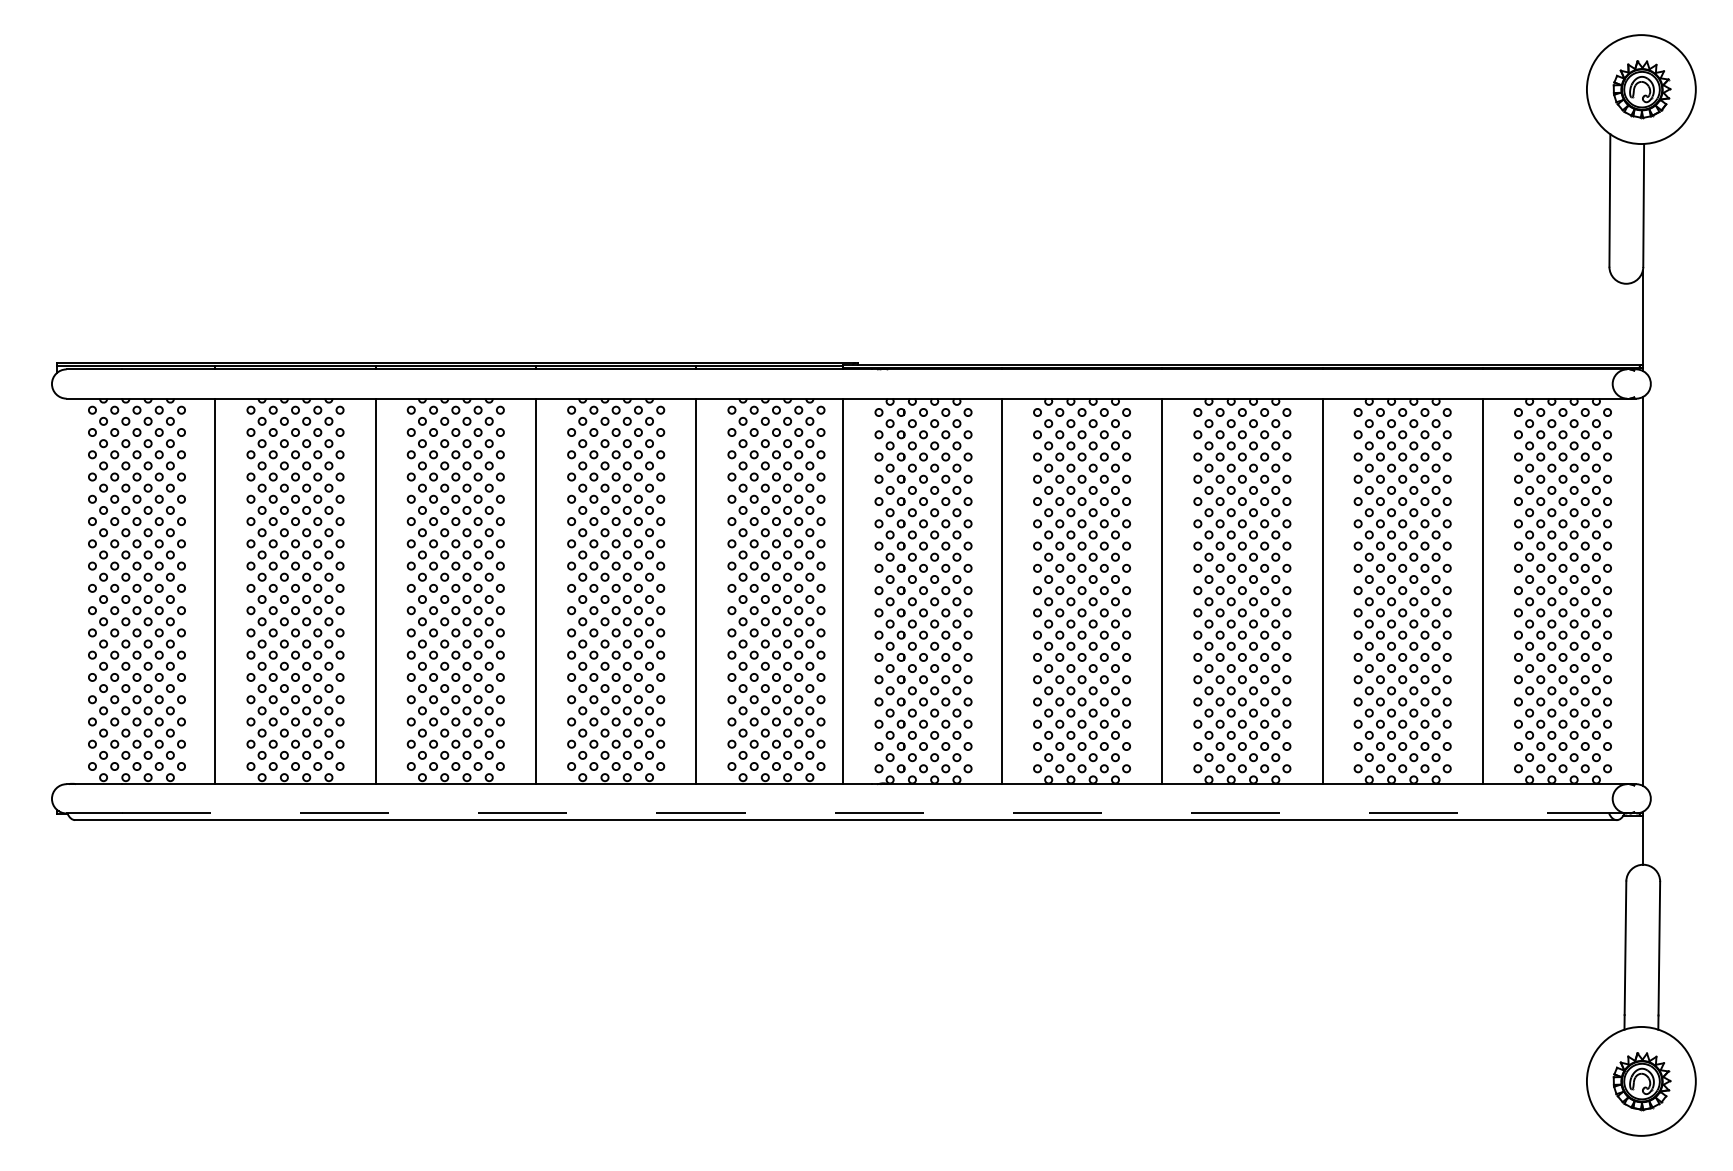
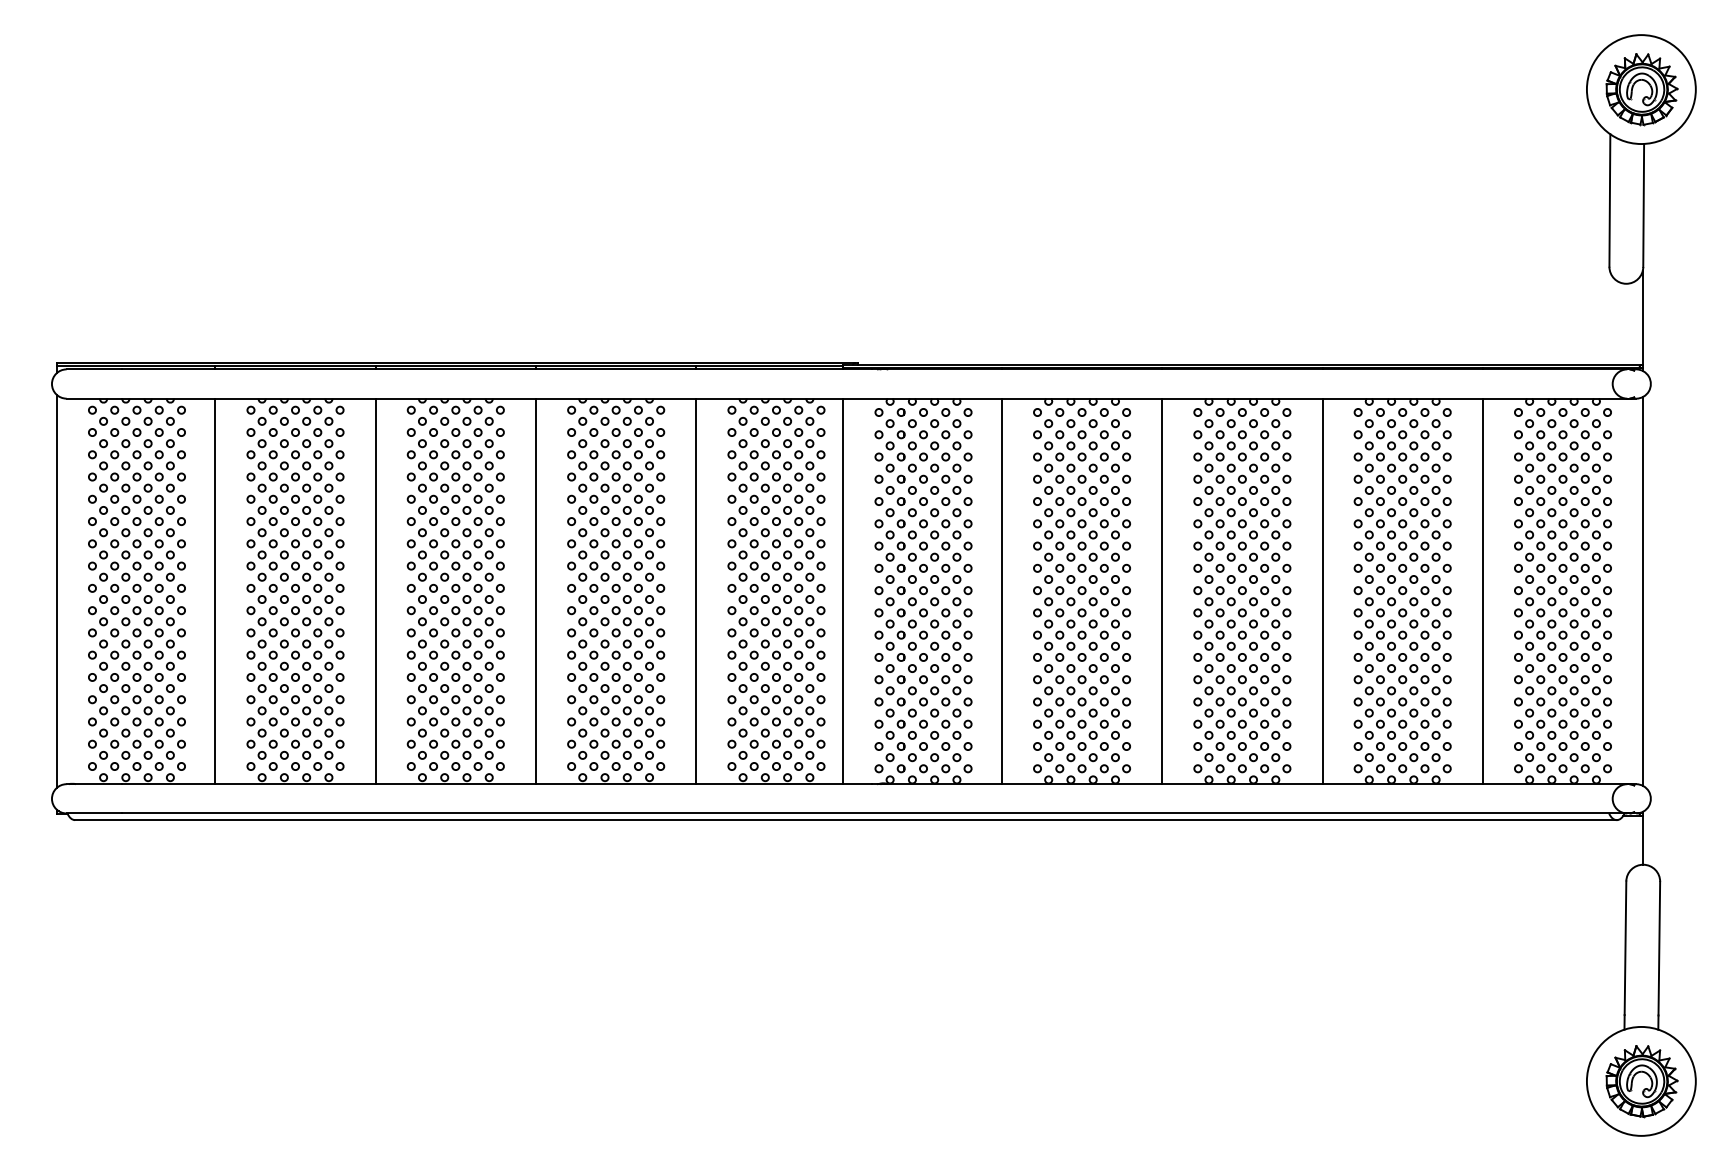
part size: 60x60 px -> 74x74 px (1641, 89)
line: none -> present (56, 590)
line: dashed -> solid (874, 813)
part size: 60x60 px -> 74x74 px (1641, 1081)
